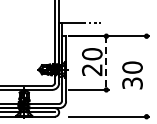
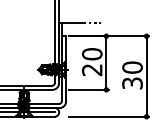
line: dashed -> solid (106, 63)
line: none -> present (146, 76)
